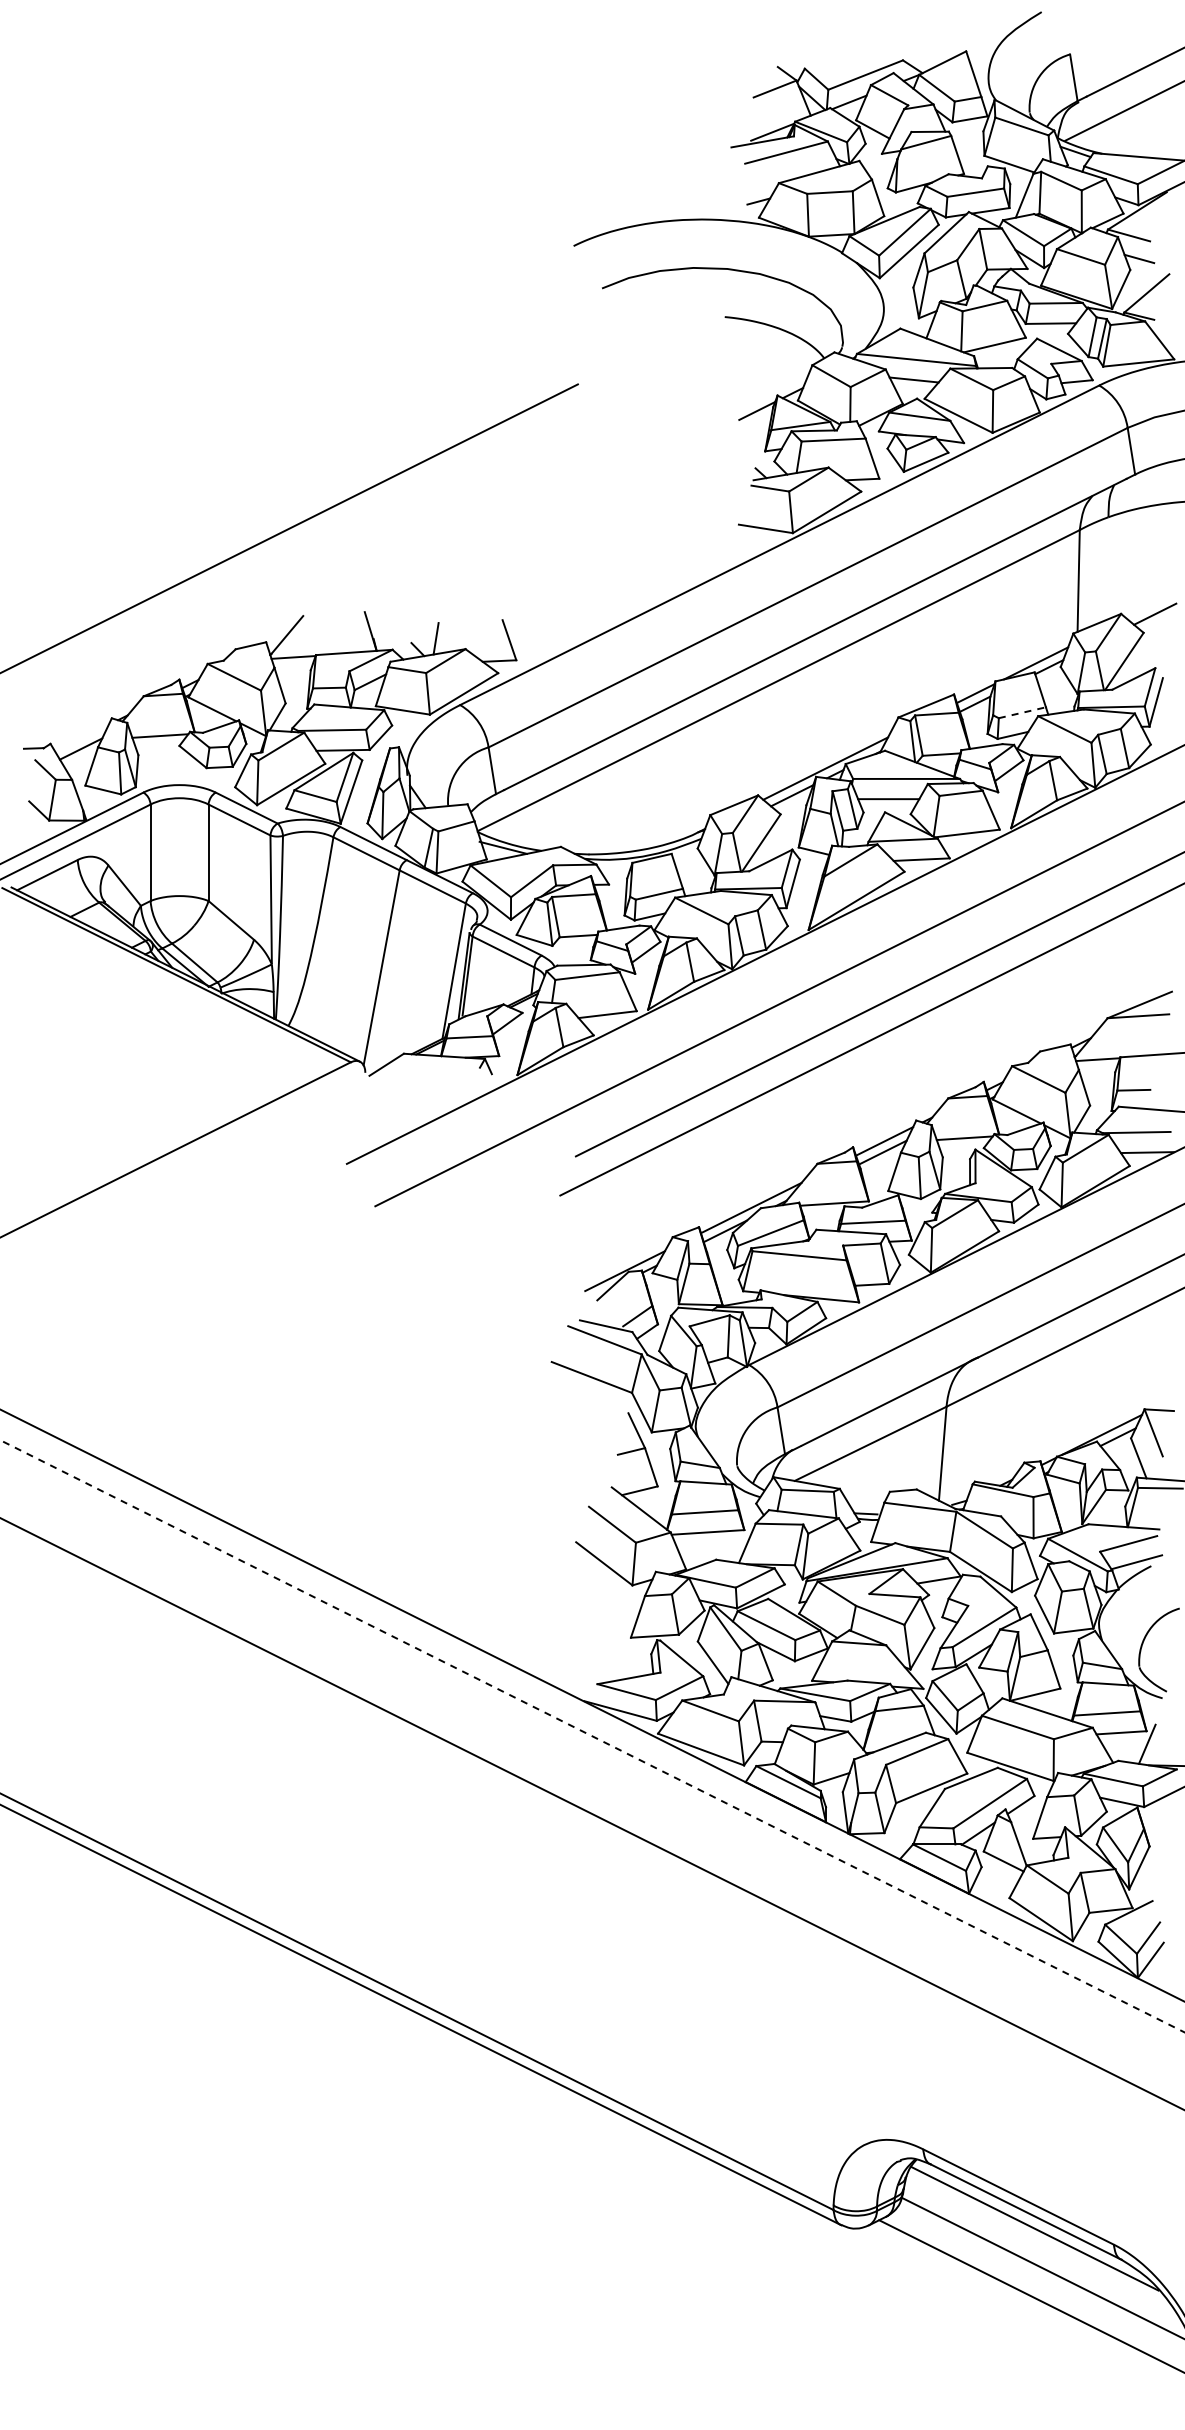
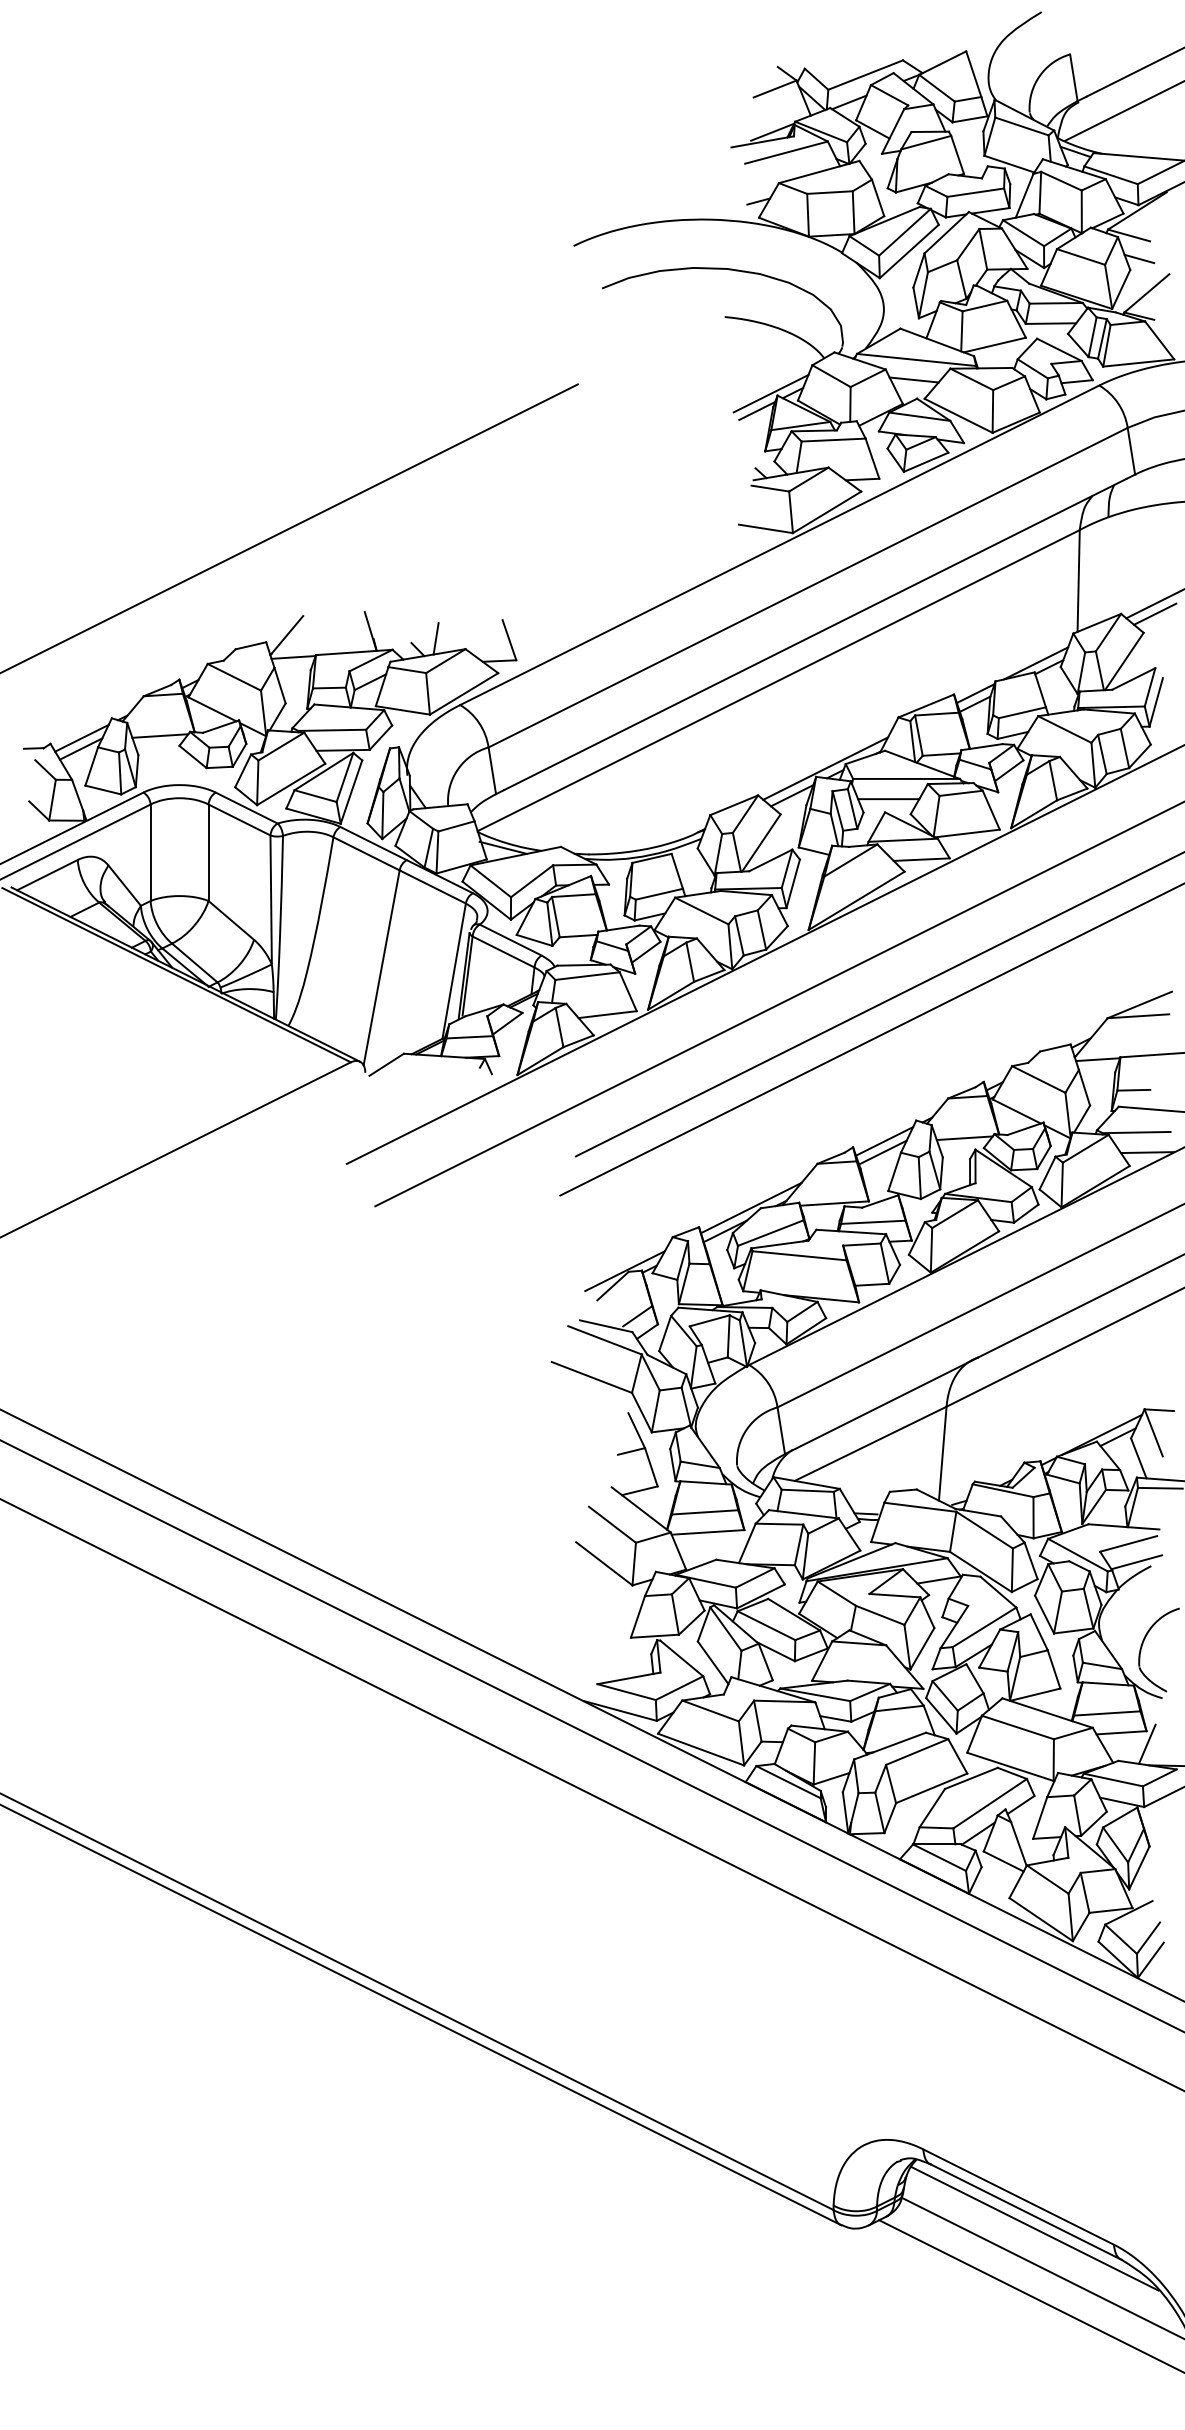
line: none -> present (770, 393)
line: none -> present (1153, 604)
line: dashed -> solid (1022, 712)
line: none -> present (81, 737)
line: dashed -> solid (592, 1736)
line position: (591, 1813) -> (591, 1794) (591, 1794)
